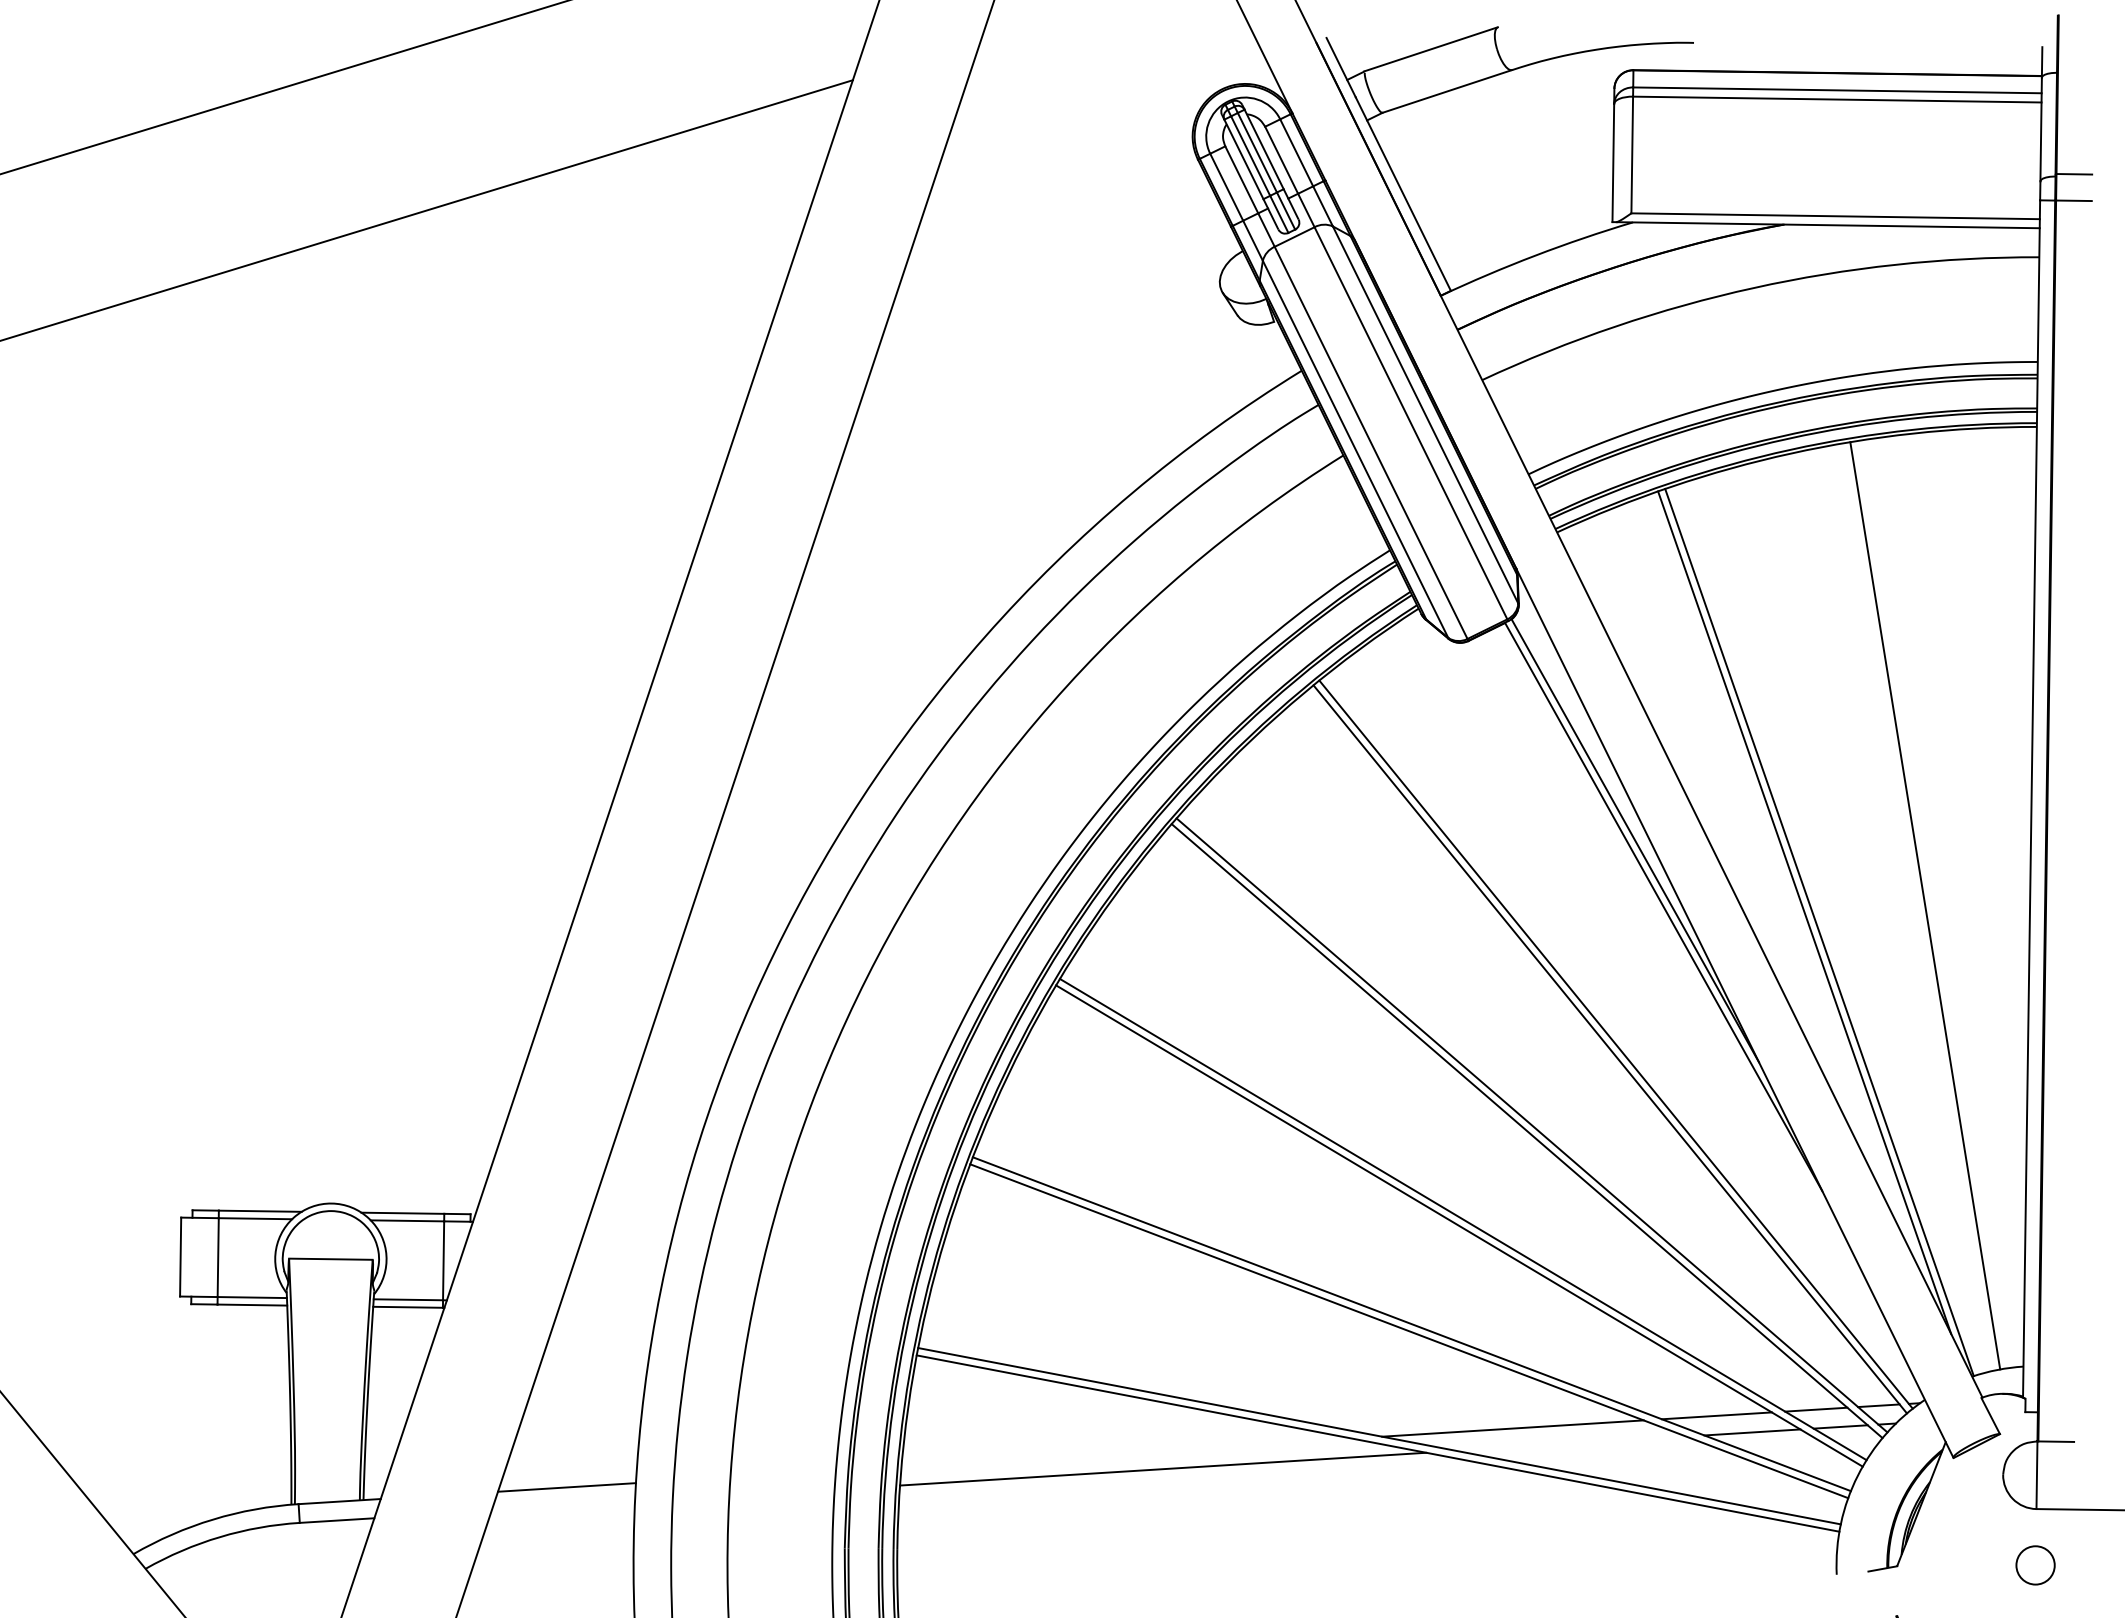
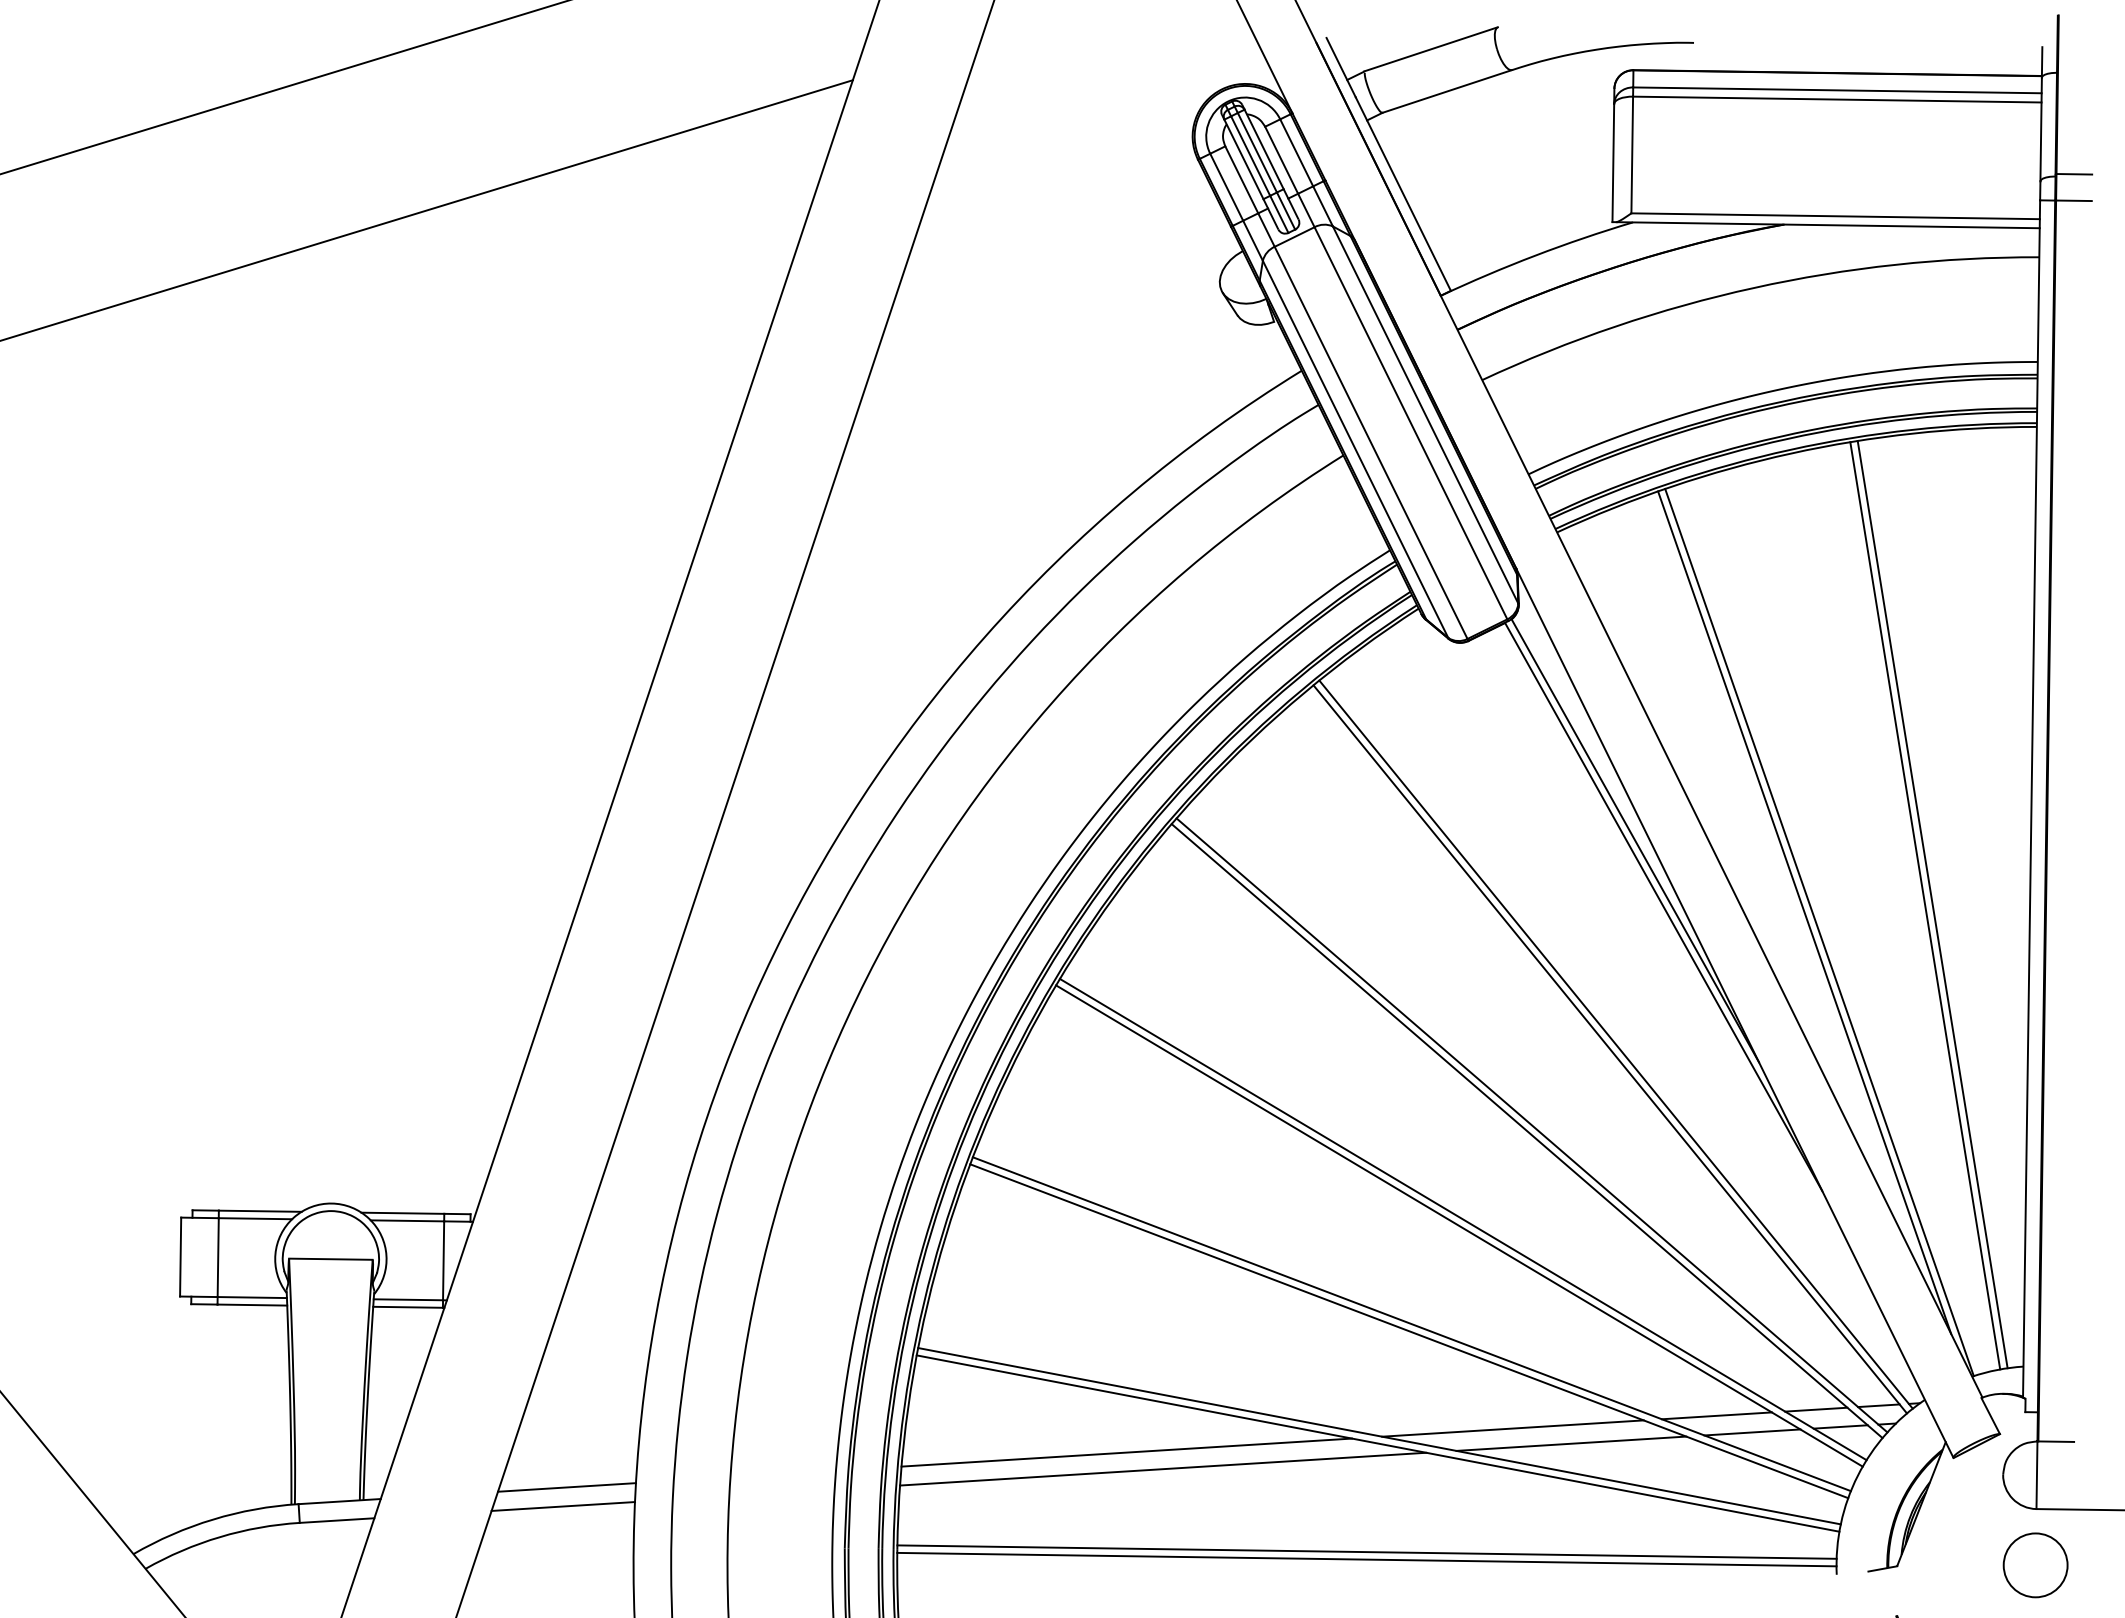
line: none -> present (1932, 904)
line: none -> present (1571, 1443)
line: none -> present (1126, 1452)
line: none -> present (563, 1506)
line: none -> present (1366, 1551)
line: none -> present (1366, 1559)
circle size: 41x41 px -> 67x67 px (2035, 1565)
